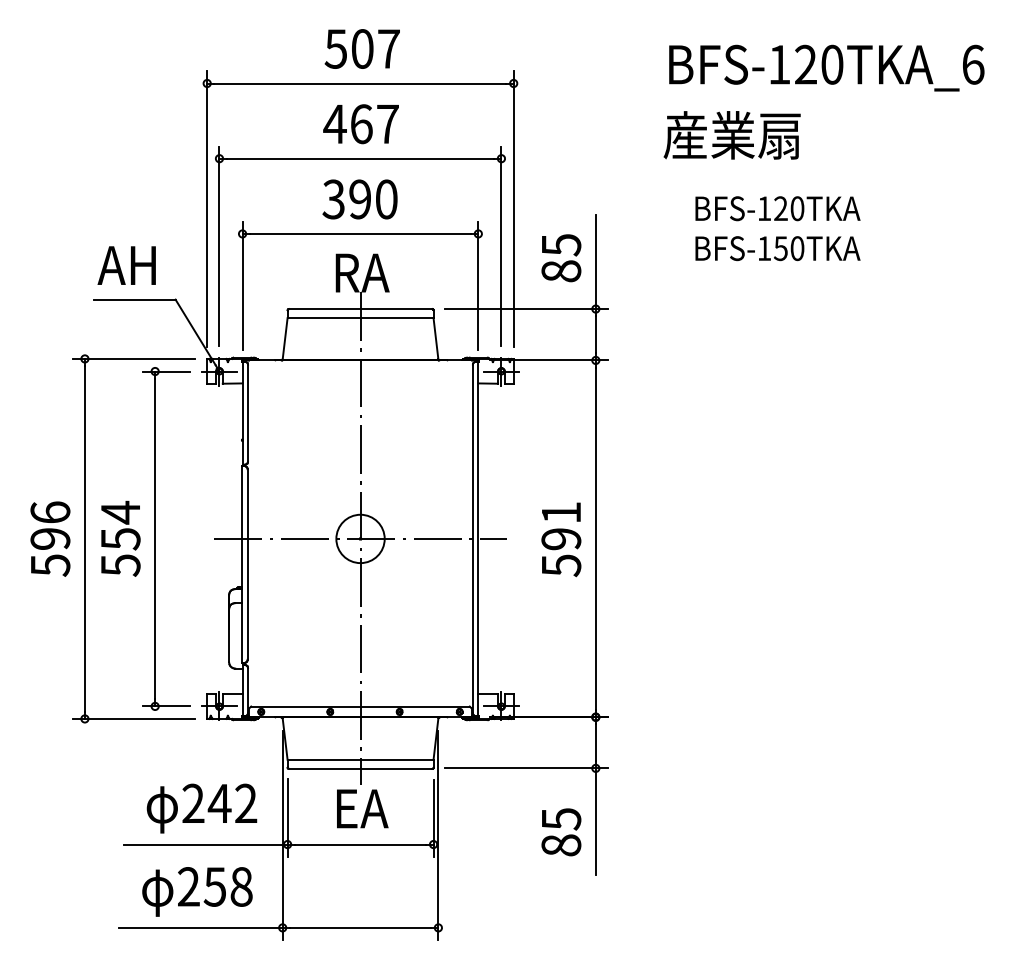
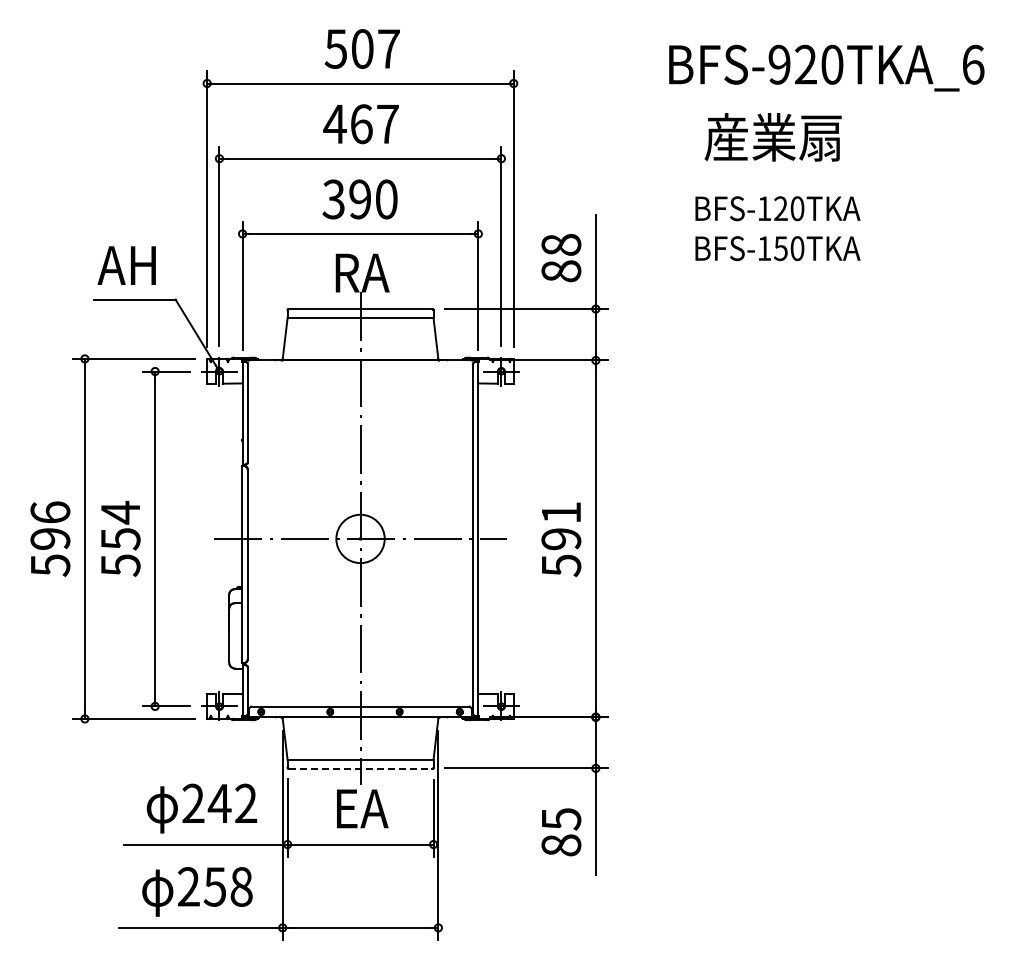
text: BFS-120TKA_6 -> BFS-920TKA_6 (779, 64)
text position: (731, 135) -> (772, 137) (772, 137)
text: 85 -> 88 (561, 245)
line: solid -> dashed (360, 768)
